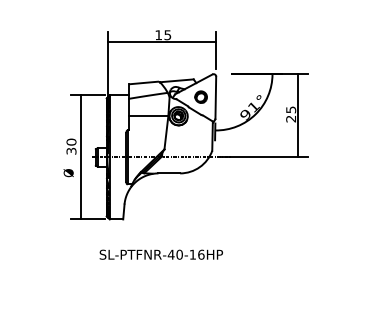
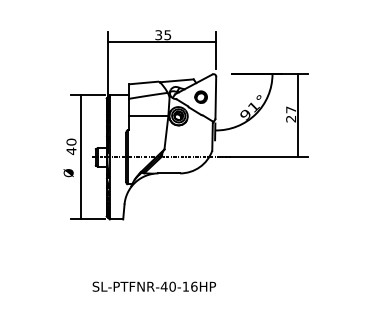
text: 15 -> 35 (158, 35)
text: 25 -> 27 (291, 109)
text: 30 -> 40 (71, 151)
text position: (160, 254) -> (153, 286) (153, 286)
